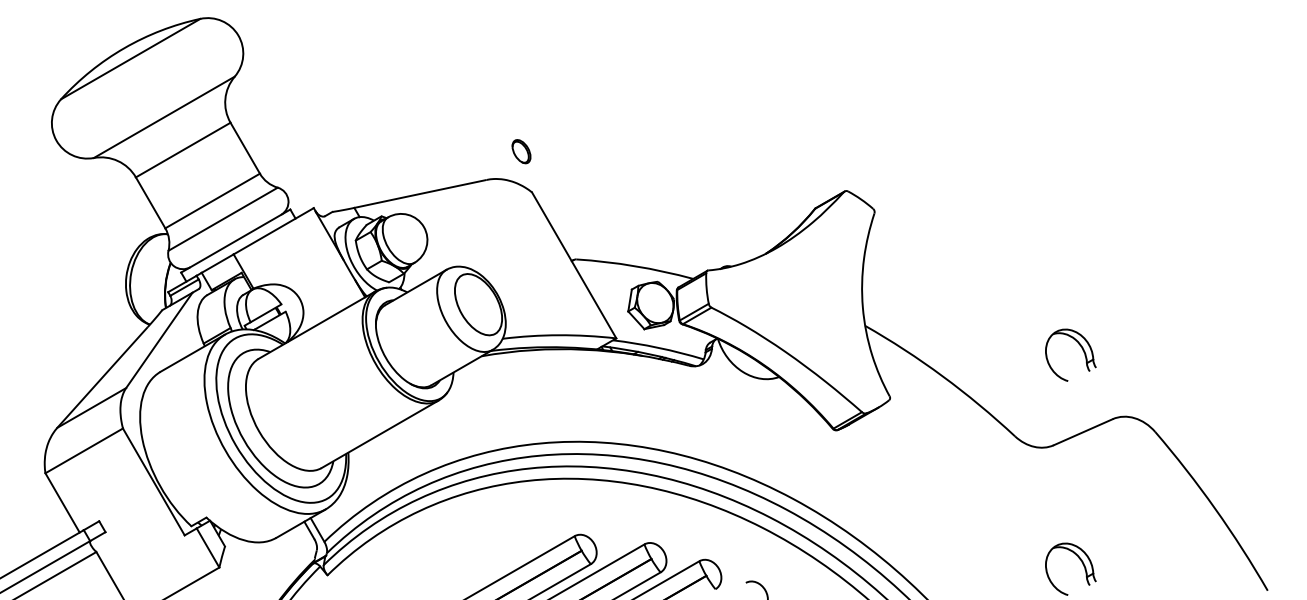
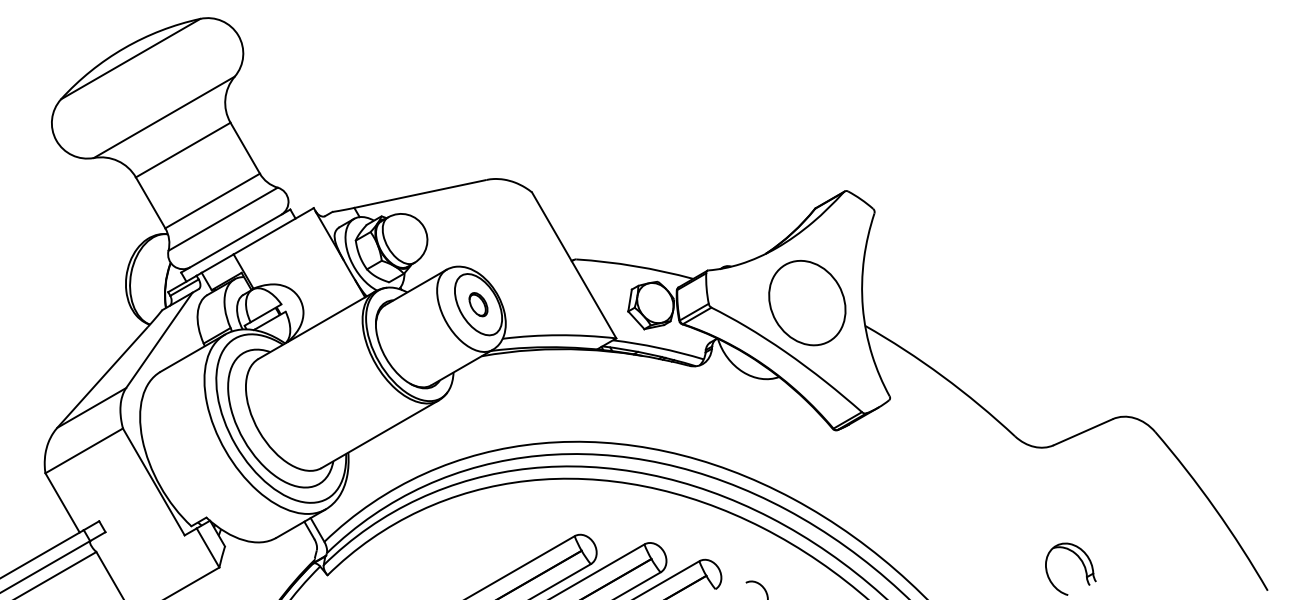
part position: (521, 151) -> (478, 304) (478, 304)
part: none -> present (807, 303)
part: present -> none (1081, 348)
